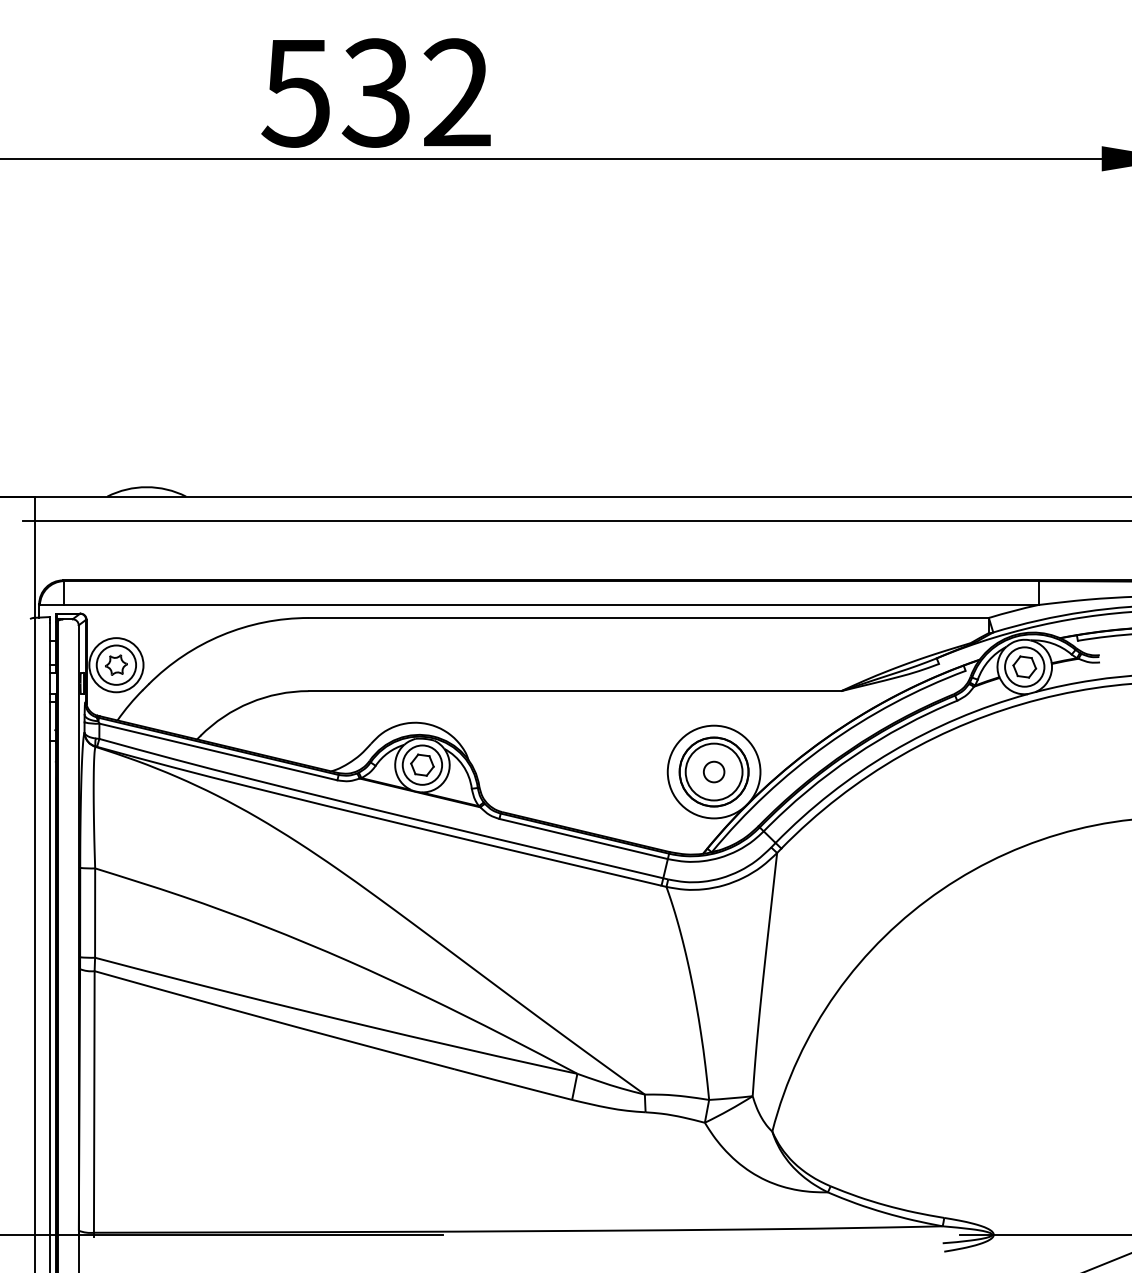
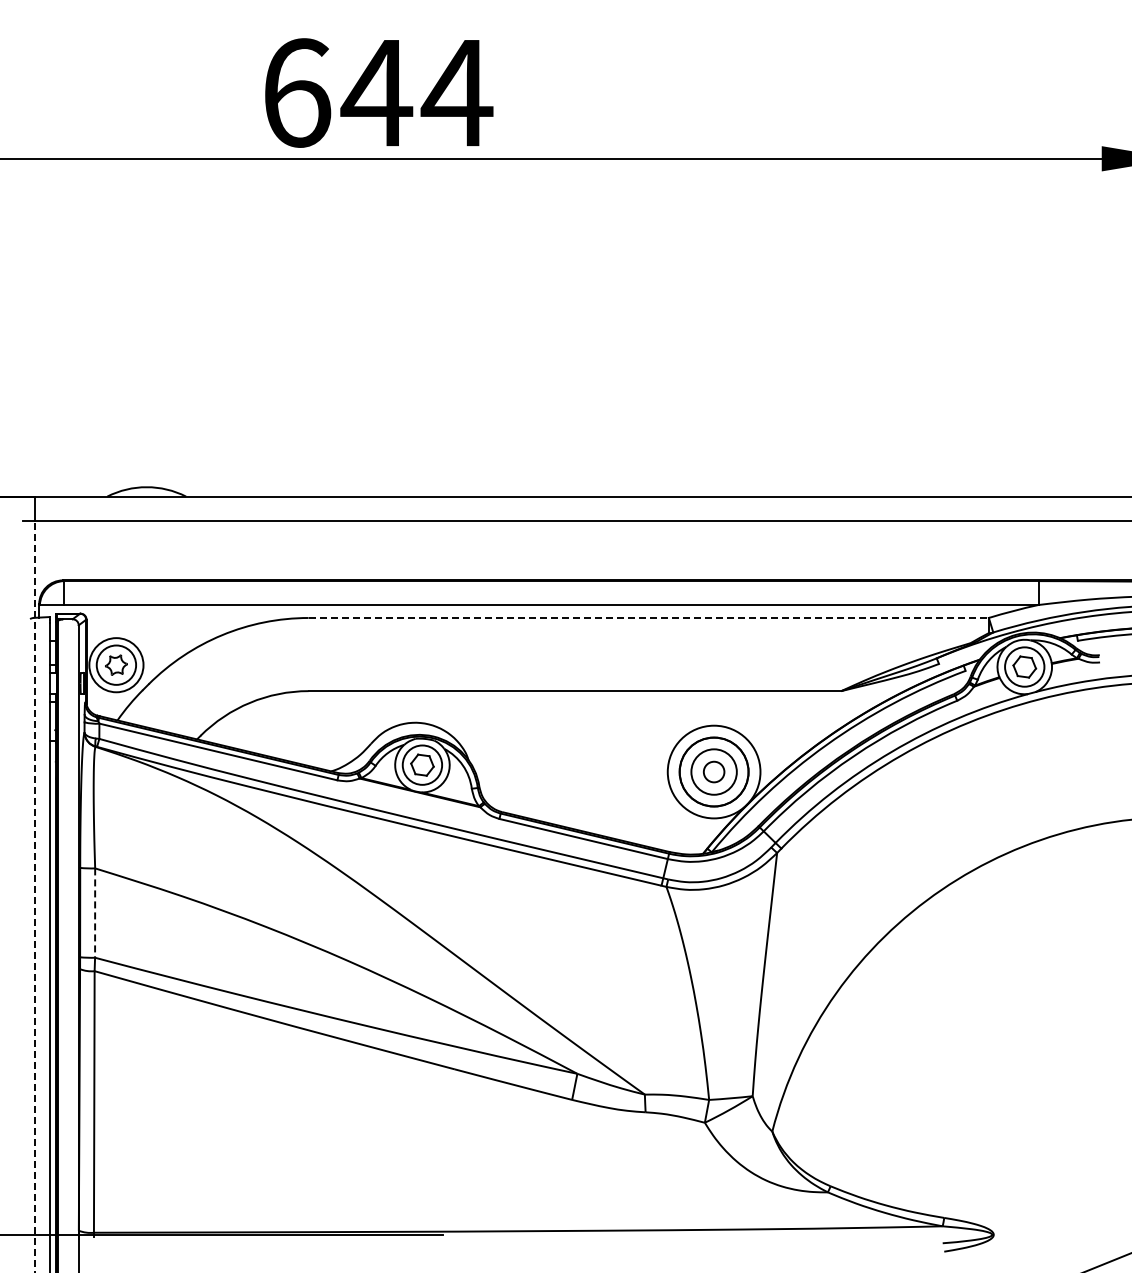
text: 532 -> 644 (377, 92)
line: solid -> dashed (649, 618)
circle diameter: 57 px -> 45 px (713, 771)
line: solid -> dashed (34, 896)
line: solid -> dashed (95, 912)
line: present -> none (1044, 1234)
